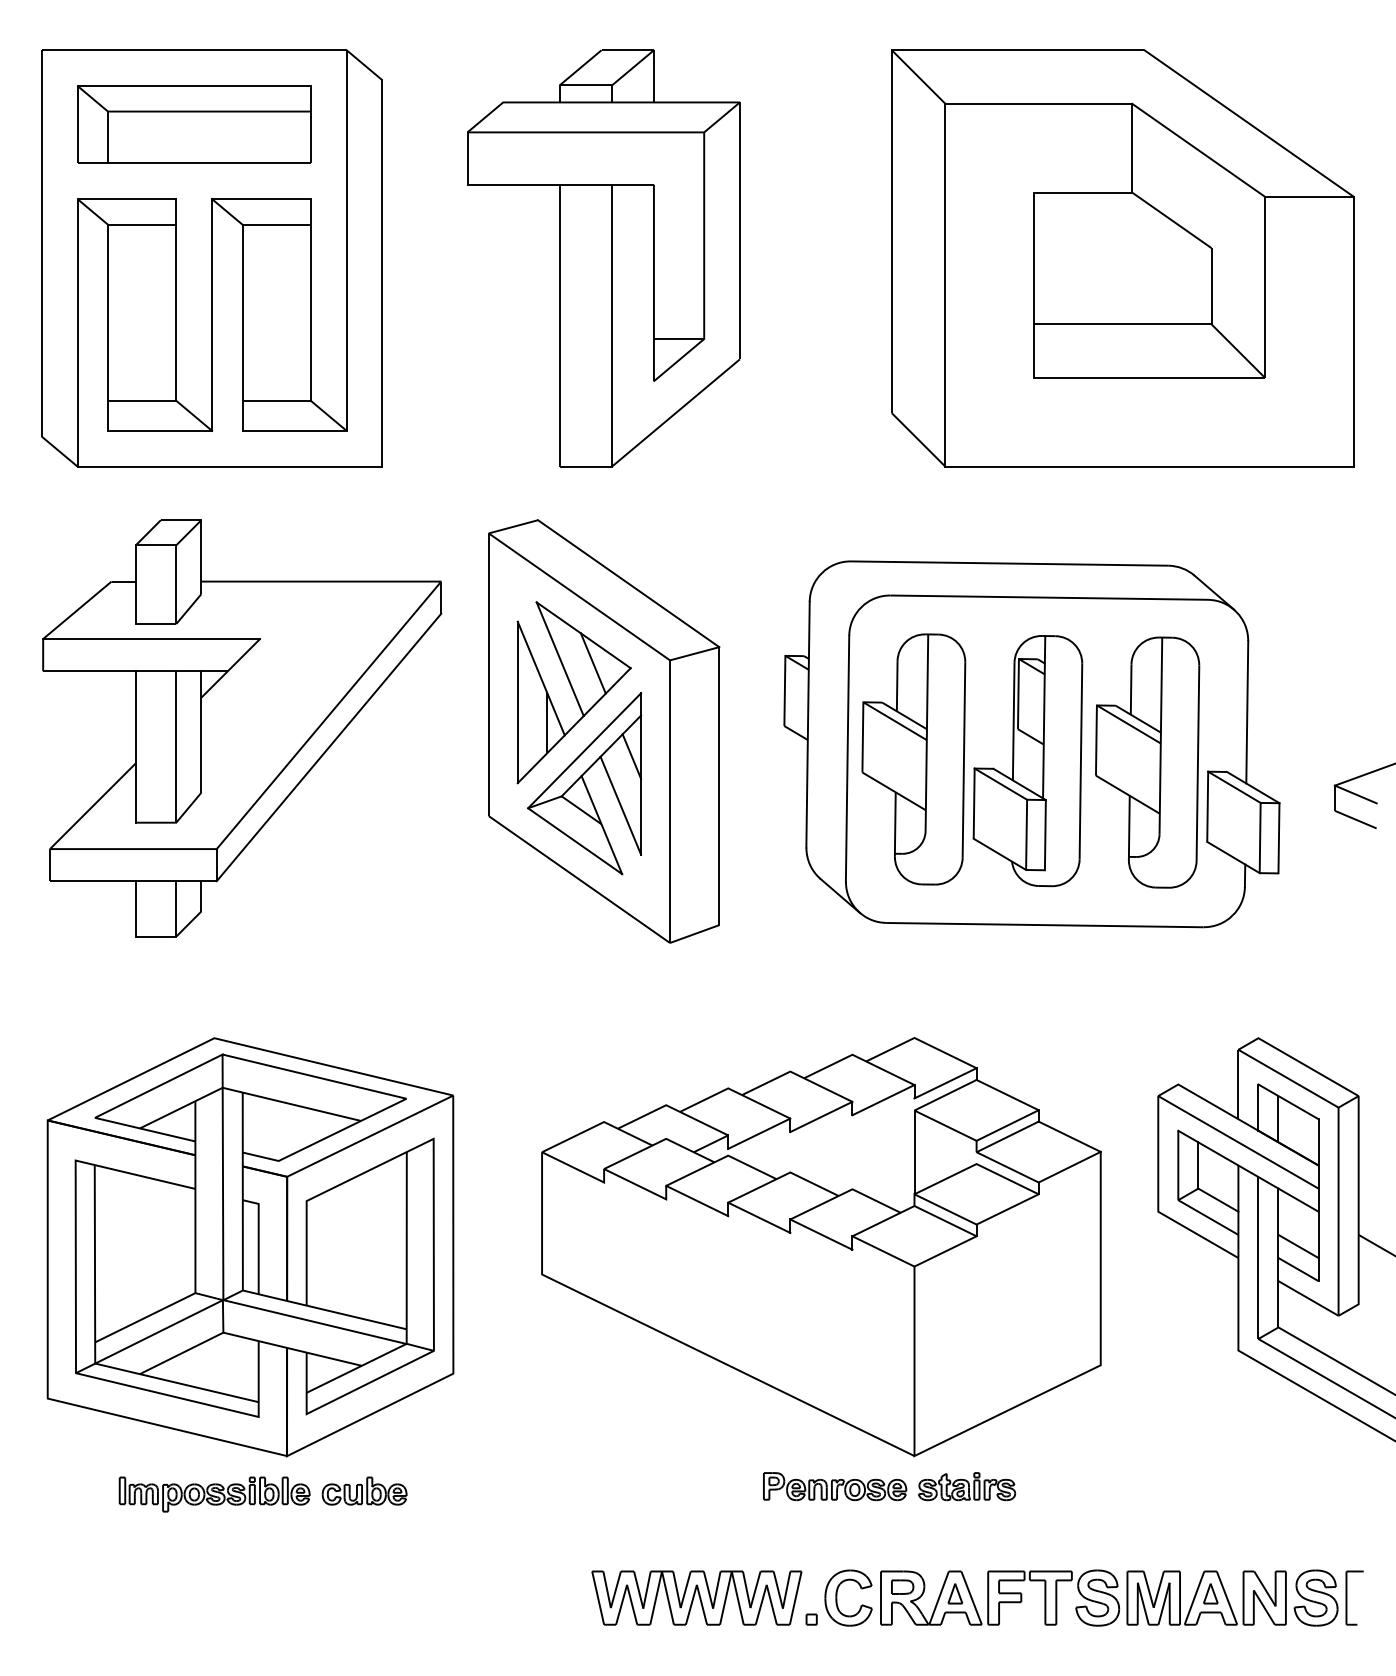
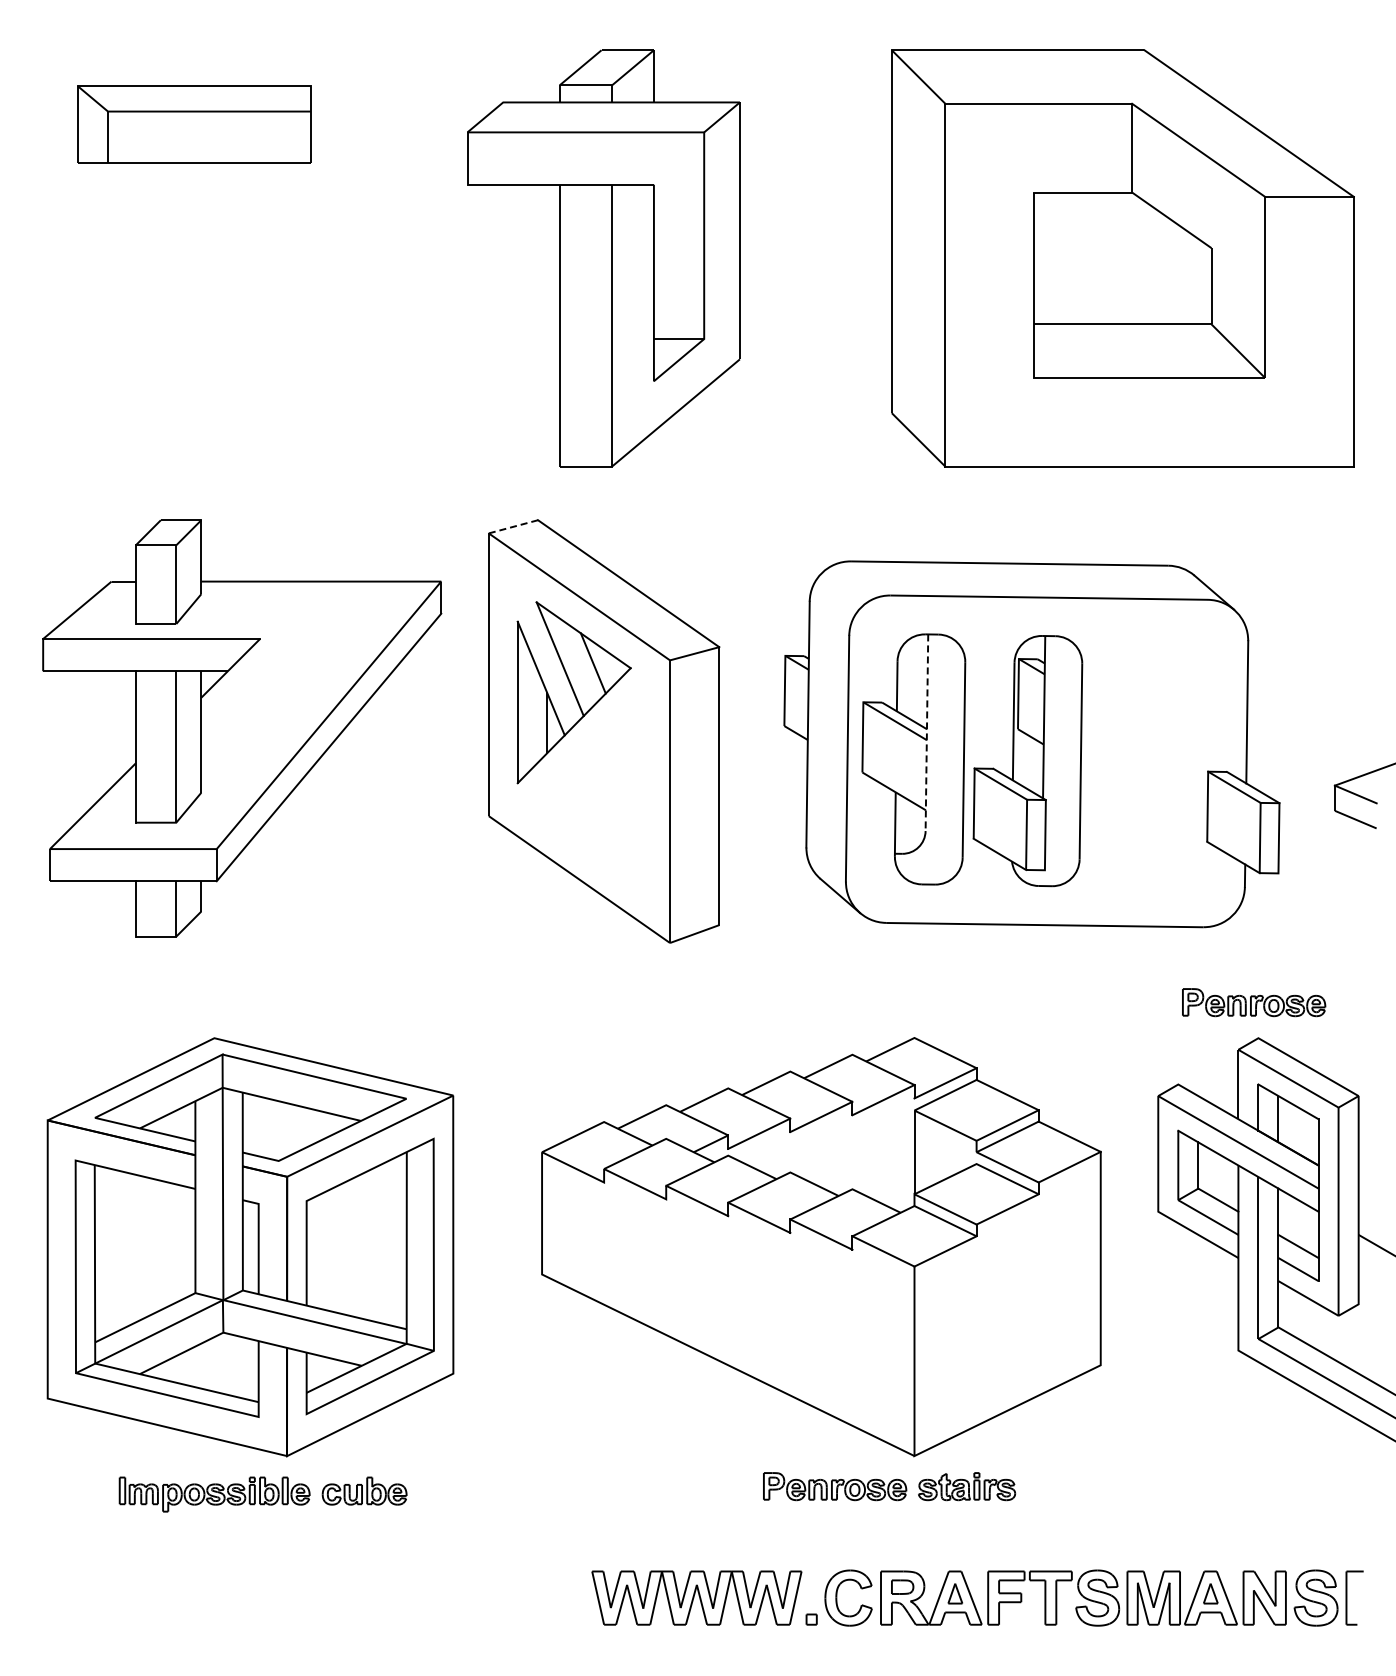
part: present -> none (211, 258)
line: solid -> dashed (513, 526)
line: solid -> dashed (926, 733)
part: present -> none (1147, 762)
part: present -> none (584, 783)
part: none -> present (1254, 1002)
